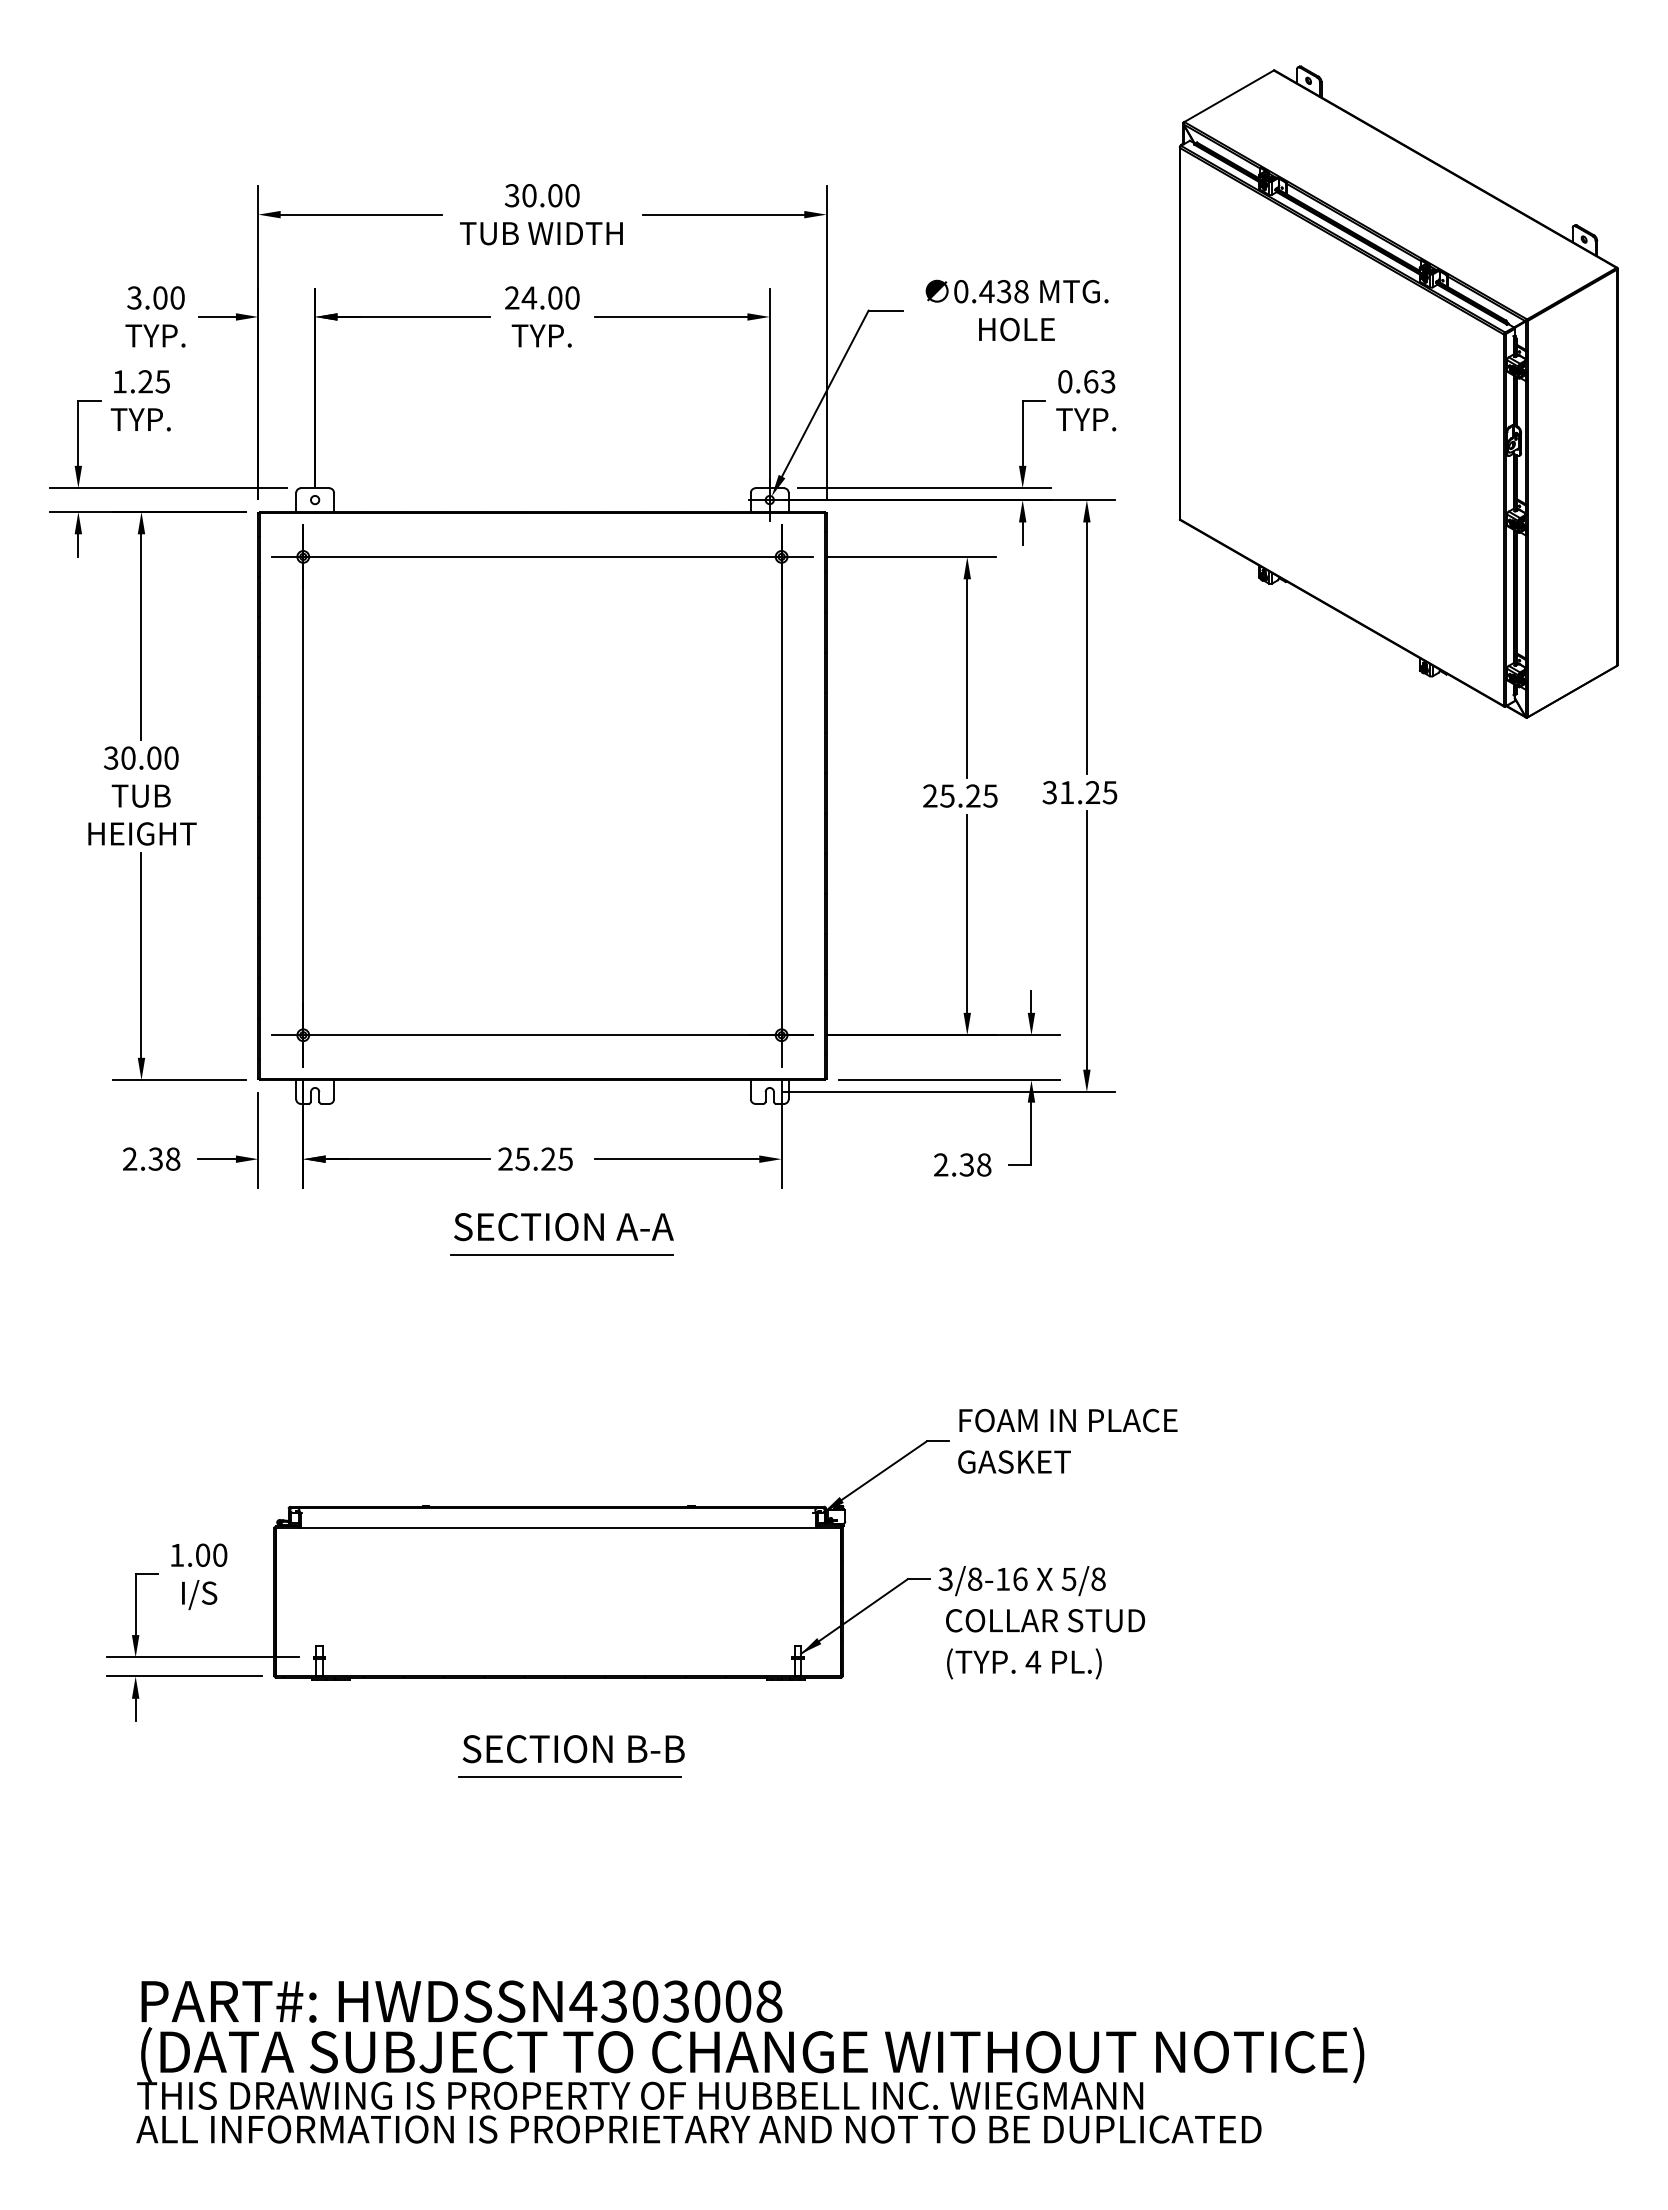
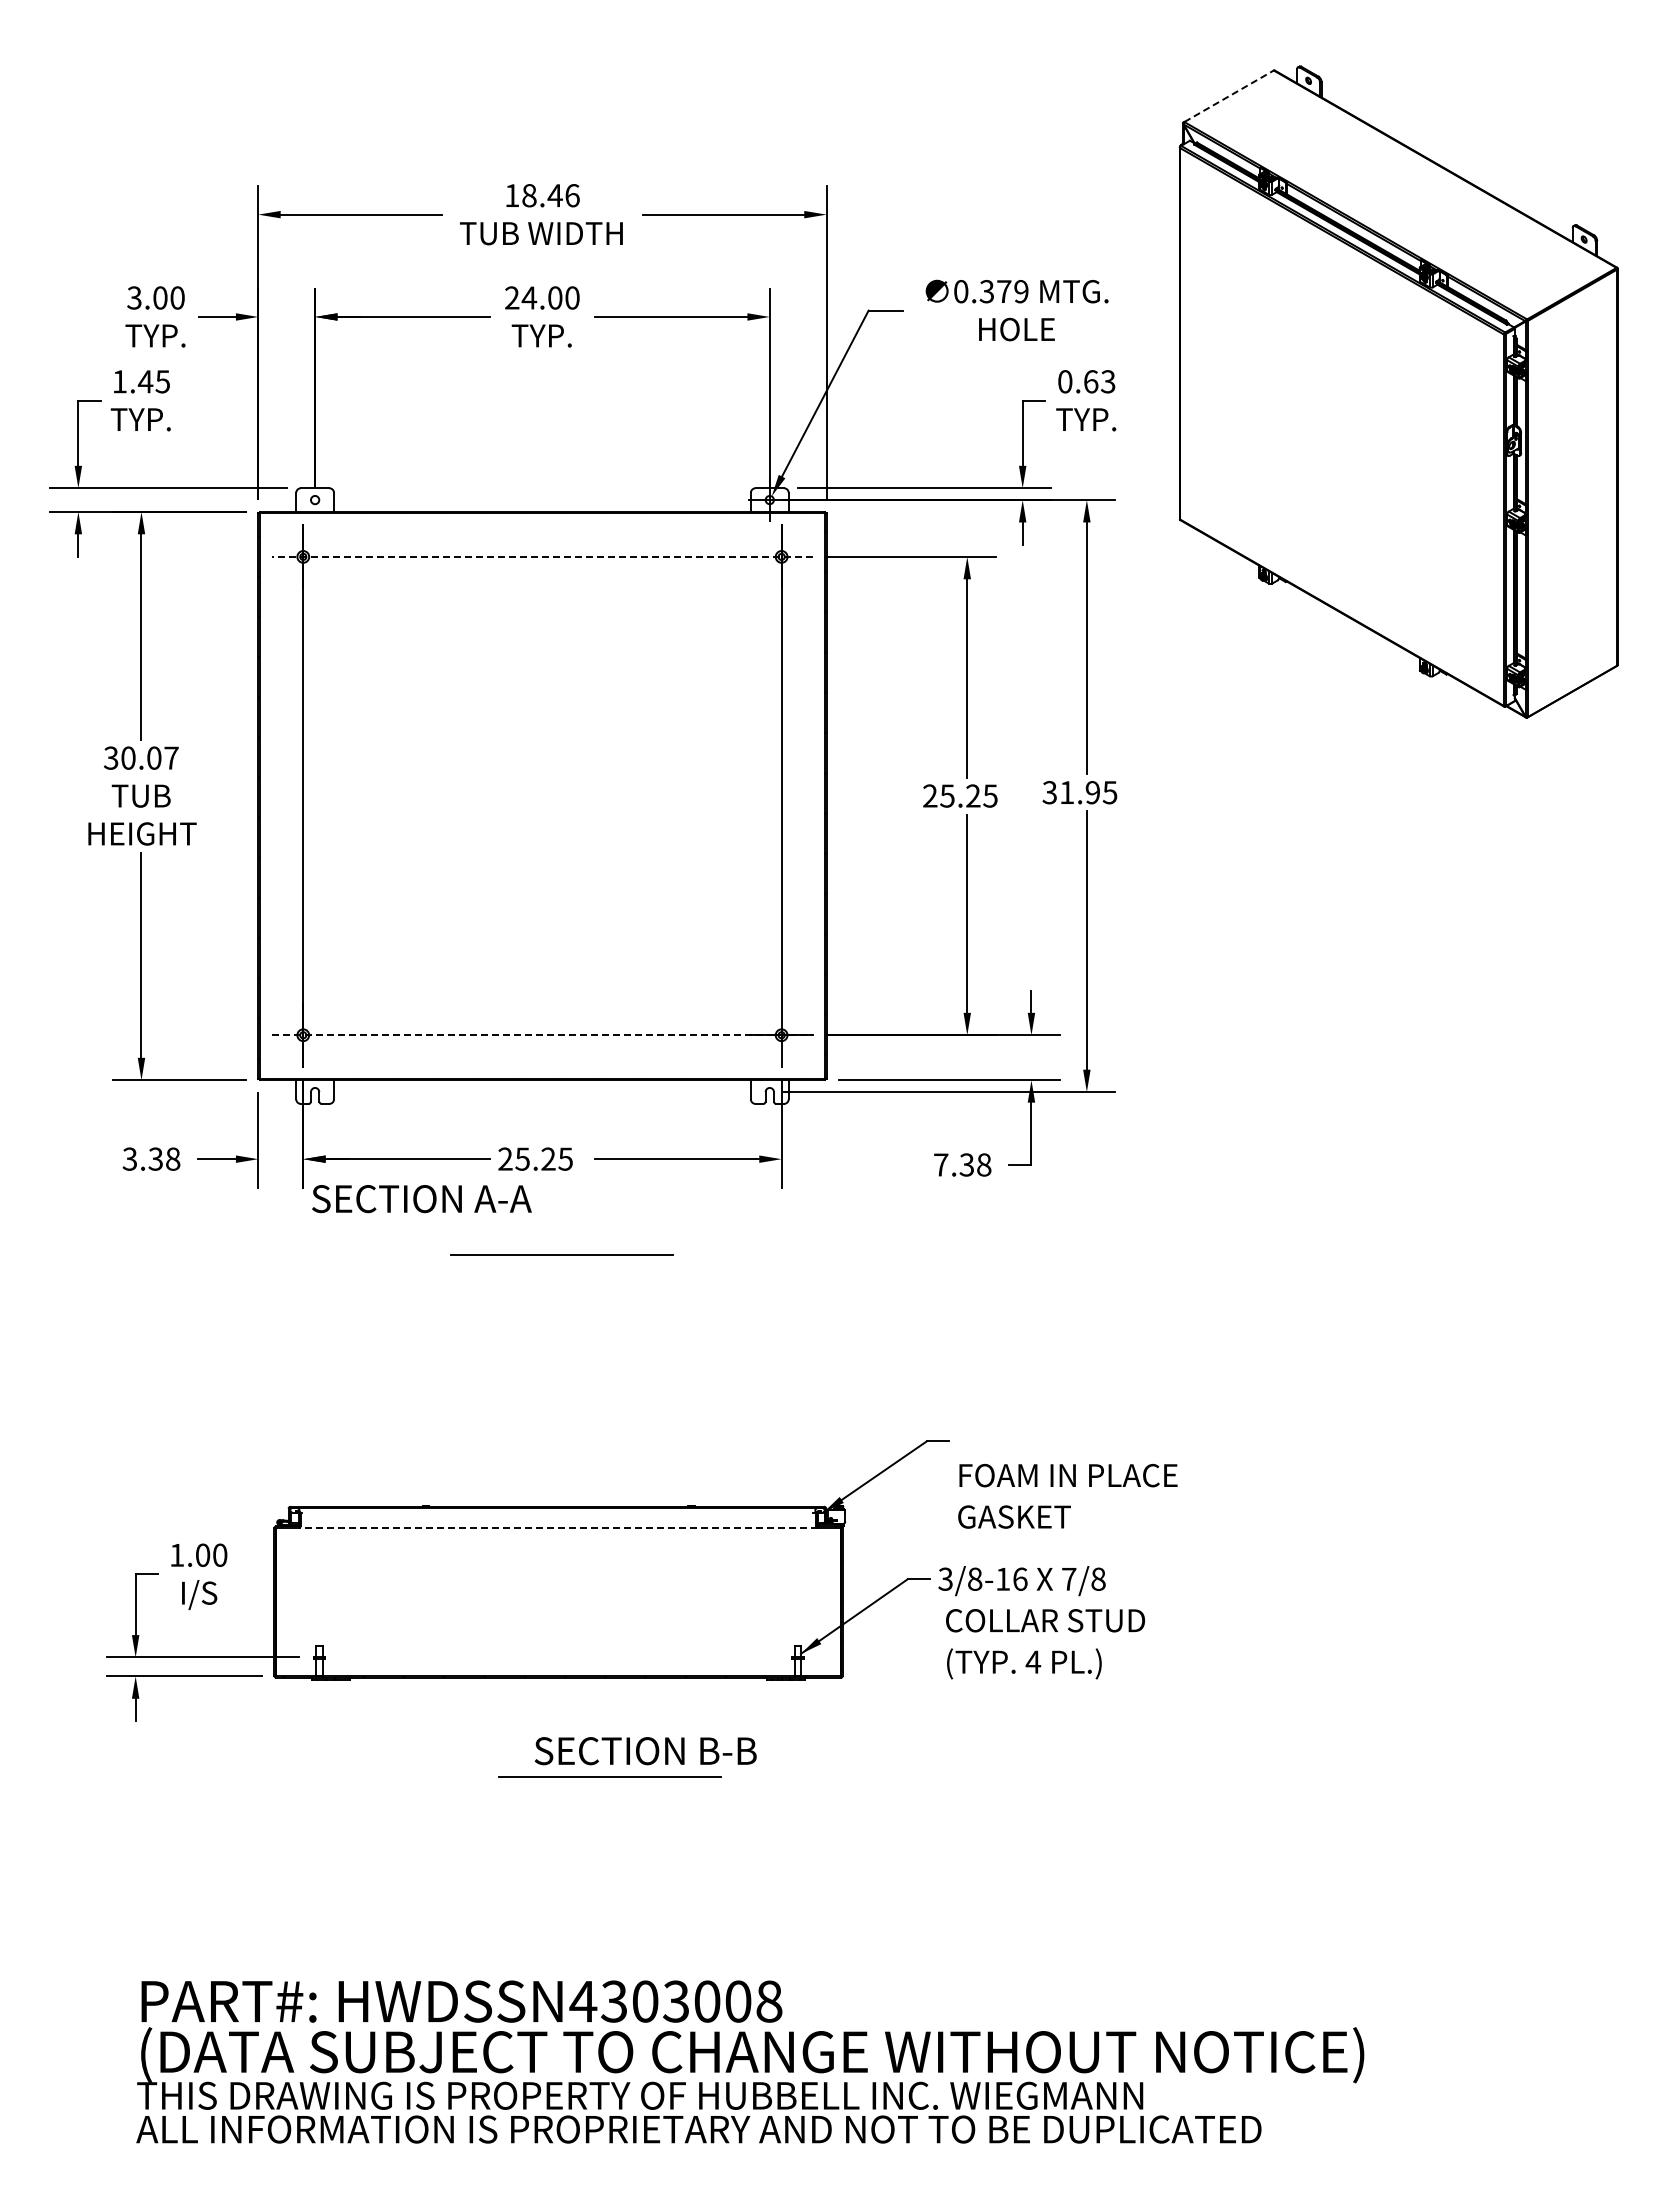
line: solid -> dashed (1229, 96)
text: 30.00 -> 18.46 (541, 195)
text: 0.438 -> 0.379 (1003, 291)
text: 1.25 -> 1.45 (145, 381)
line: solid -> dashed (542, 556)
text: 30.00 -> 30.07 (171, 757)
text: 31.25 -> 31.95 (1092, 792)
line: solid -> dashed (542, 1035)
text: 2.38 -> 3.38 (129, 1159)
text: 2.38 -> 7.38 (941, 1164)
text position: (563, 1227) -> (421, 1199) (421, 1199)
text position: (1067, 1441) -> (1067, 1496) (1067, 1496)
line: solid -> dashed (558, 1527)
text: 5/8 -> 7/8 (1068, 1579)
text position: (573, 1749) -> (645, 1751) (645, 1751)
line position: (569, 1776) -> (609, 1776) (609, 1776)
